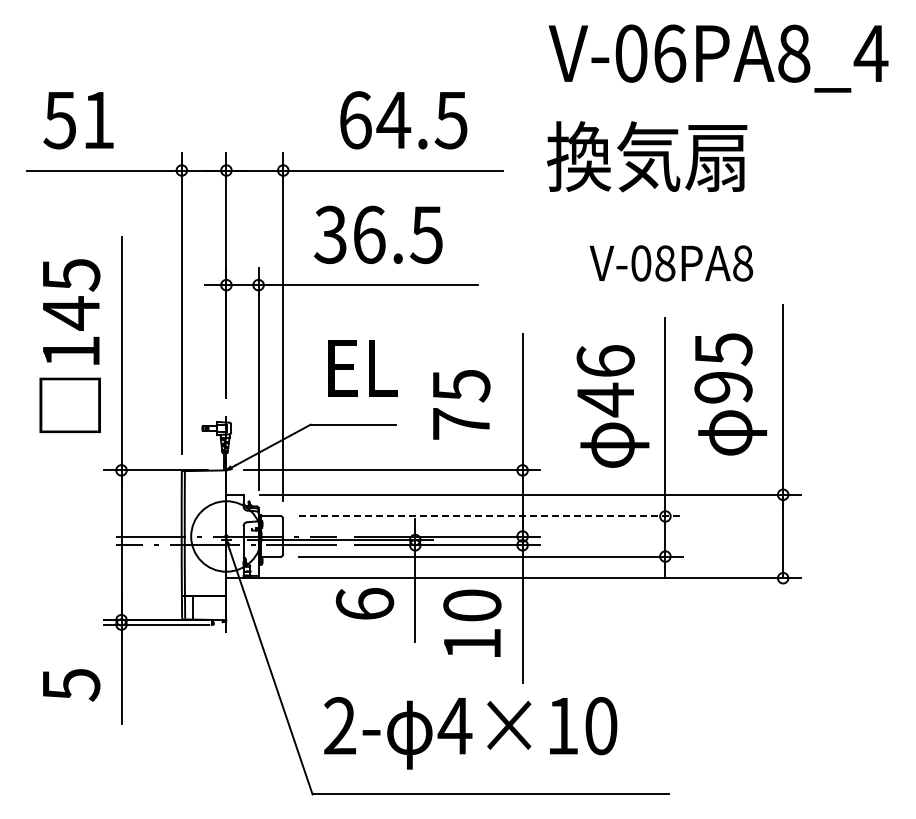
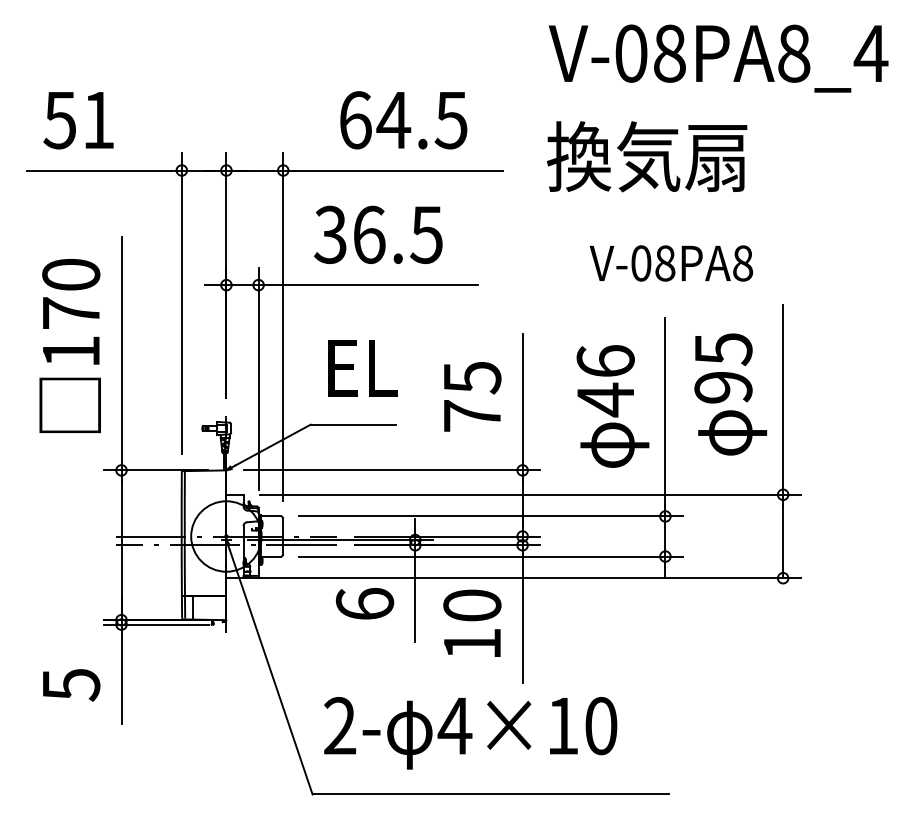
text: V-06PA8_4 -> V-08PA8_4 (670, 53)
text: 145 -> 170 (71, 294)
text position: (461, 404) -> (472, 396) (472, 396)
line: dashed -> solid (491, 516)
